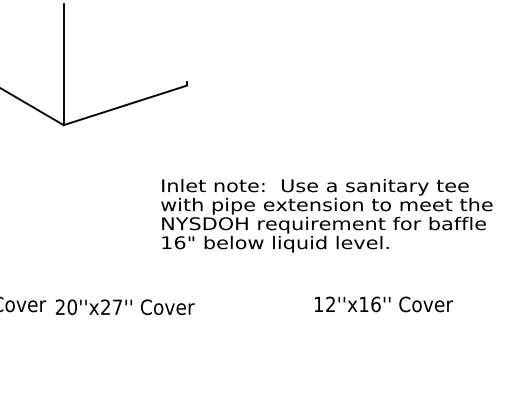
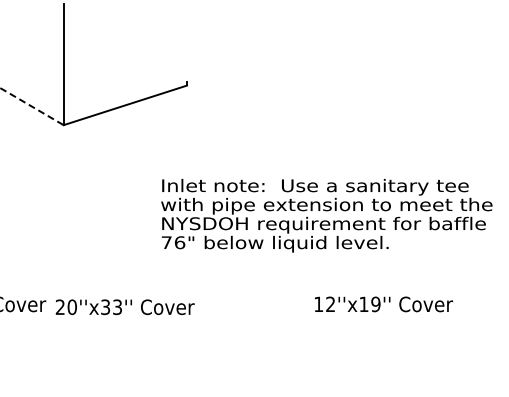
line: solid -> dashed (32, 107)
text: 16" -> 76" (166, 242)
text: 12''x16'' -> 12''x19'' (375, 304)
text: 20''x27'' -> 20''x33'' (111, 307)
